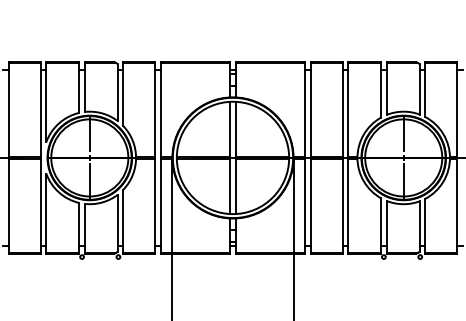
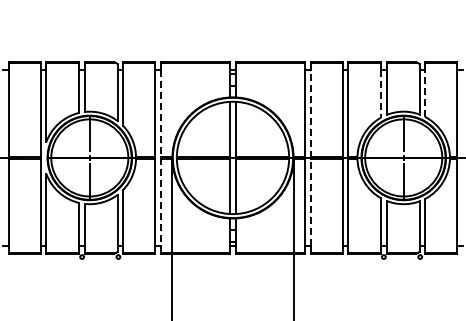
line: solid -> dashed (381, 93)
line: solid -> dashed (425, 93)
line: solid -> dashed (310, 157)
line: solid -> dashed (160, 158)
